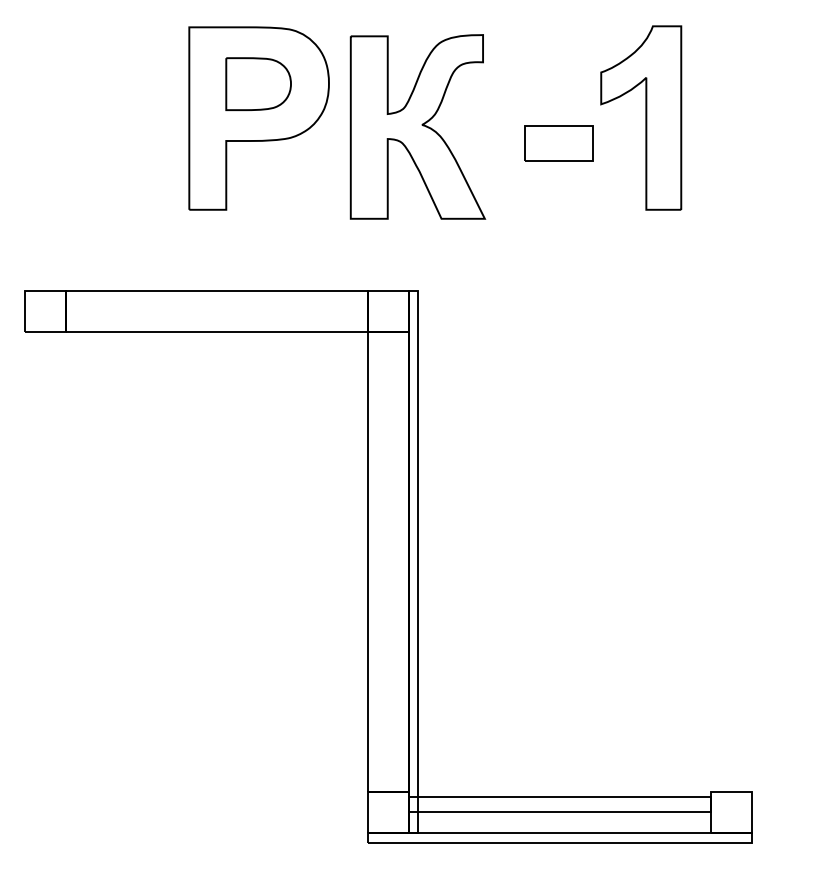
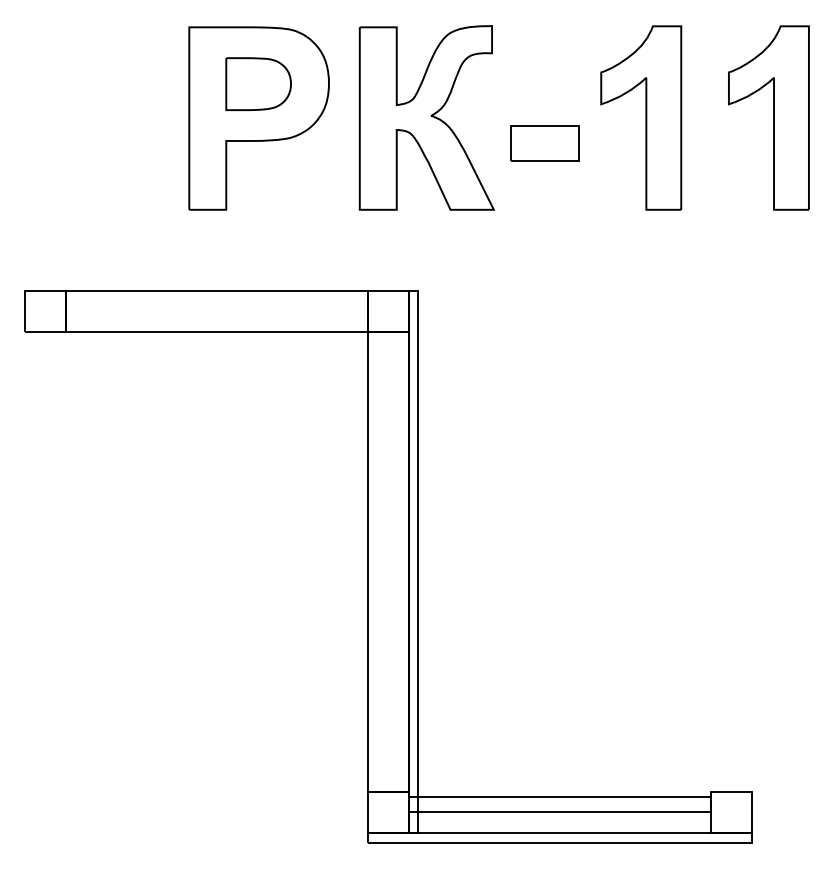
part: none -> present (768, 117)
part position: (417, 126) -> (426, 117) (426, 117)
part position: (558, 143) -> (544, 143) (544, 143)
